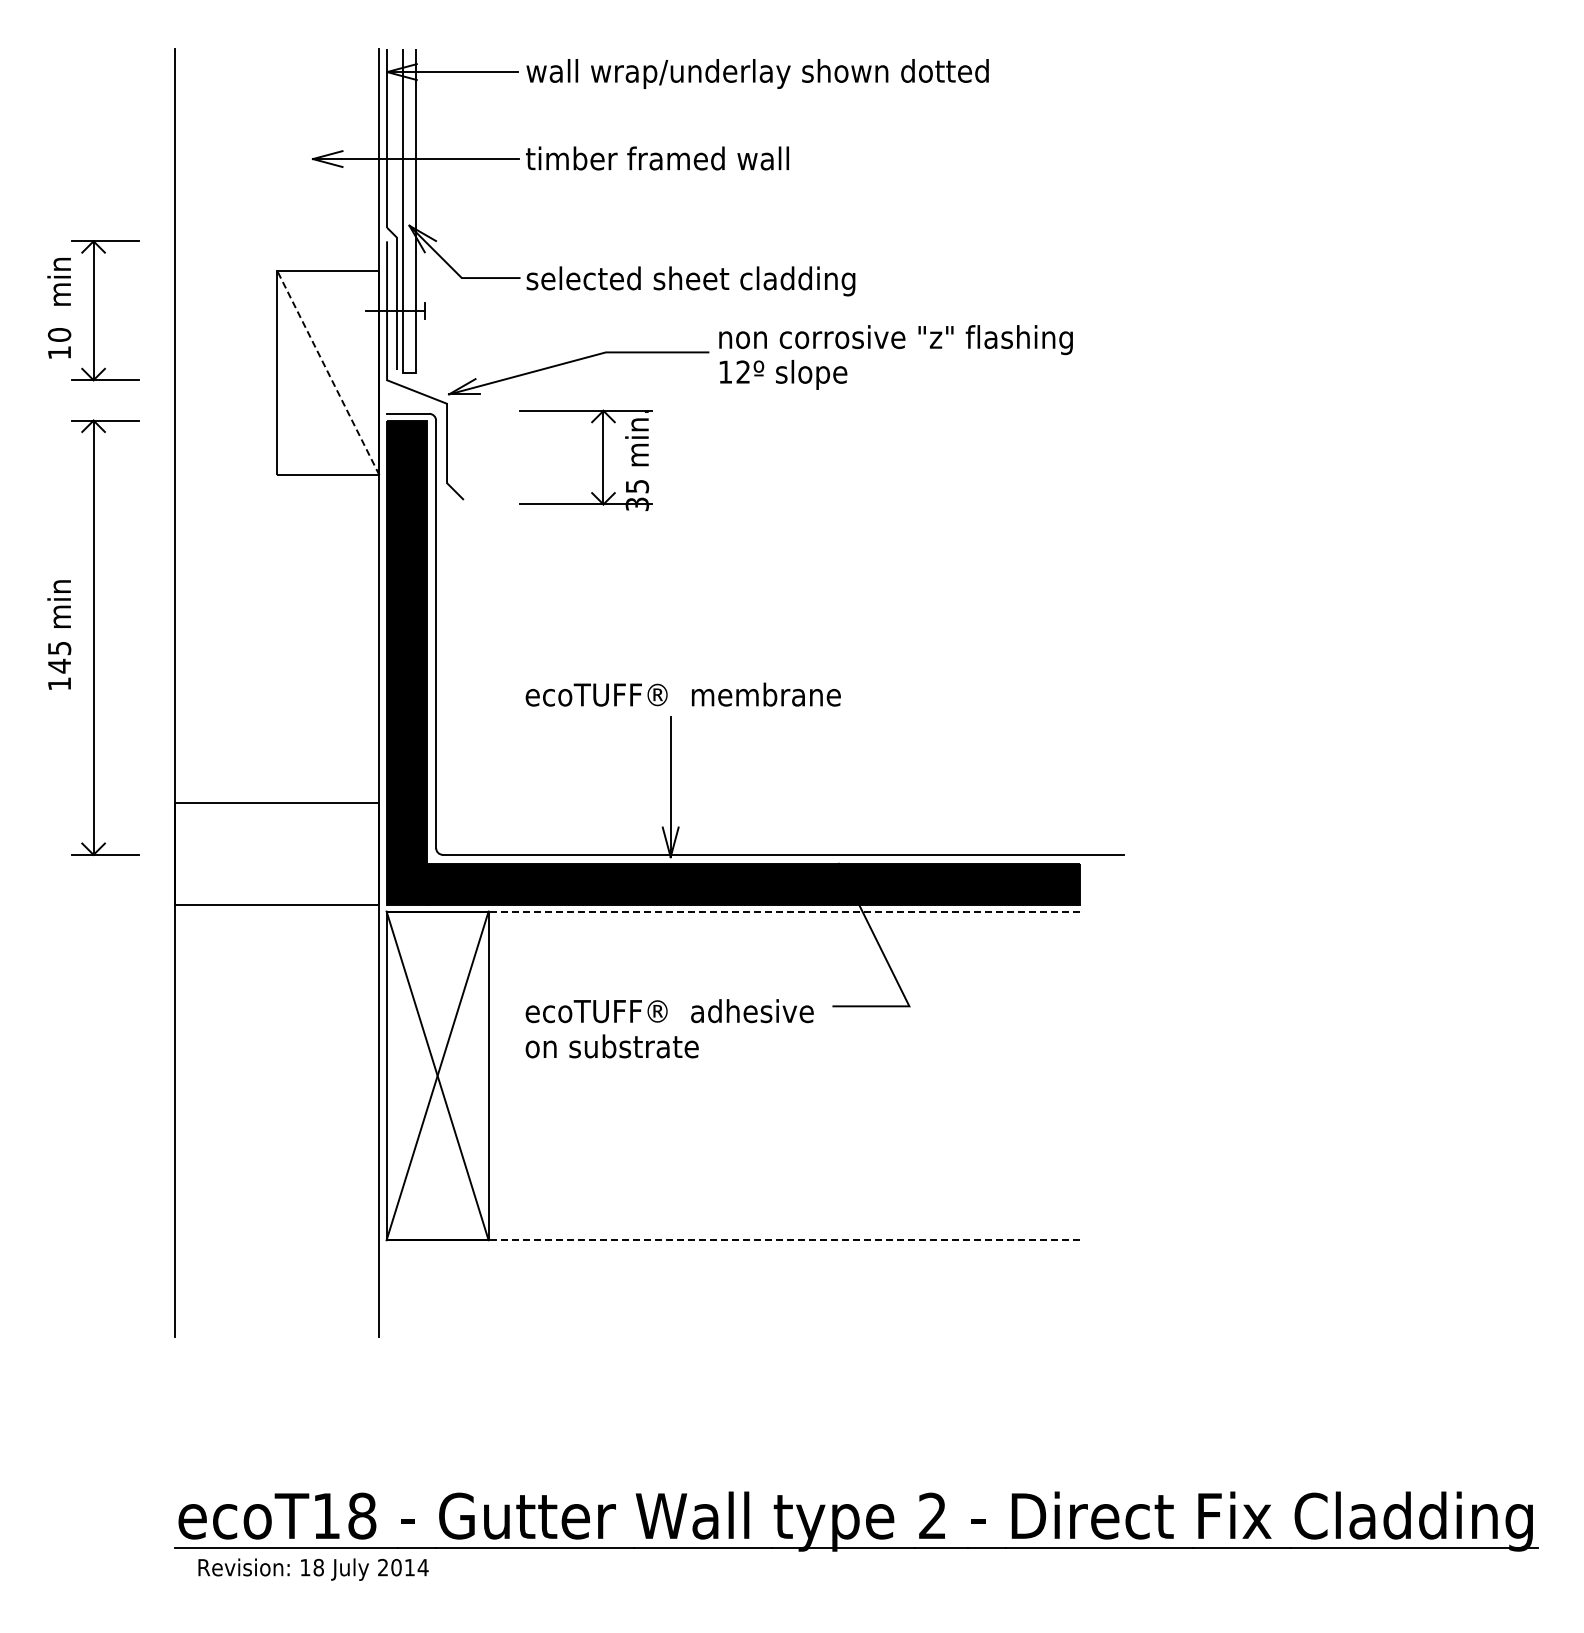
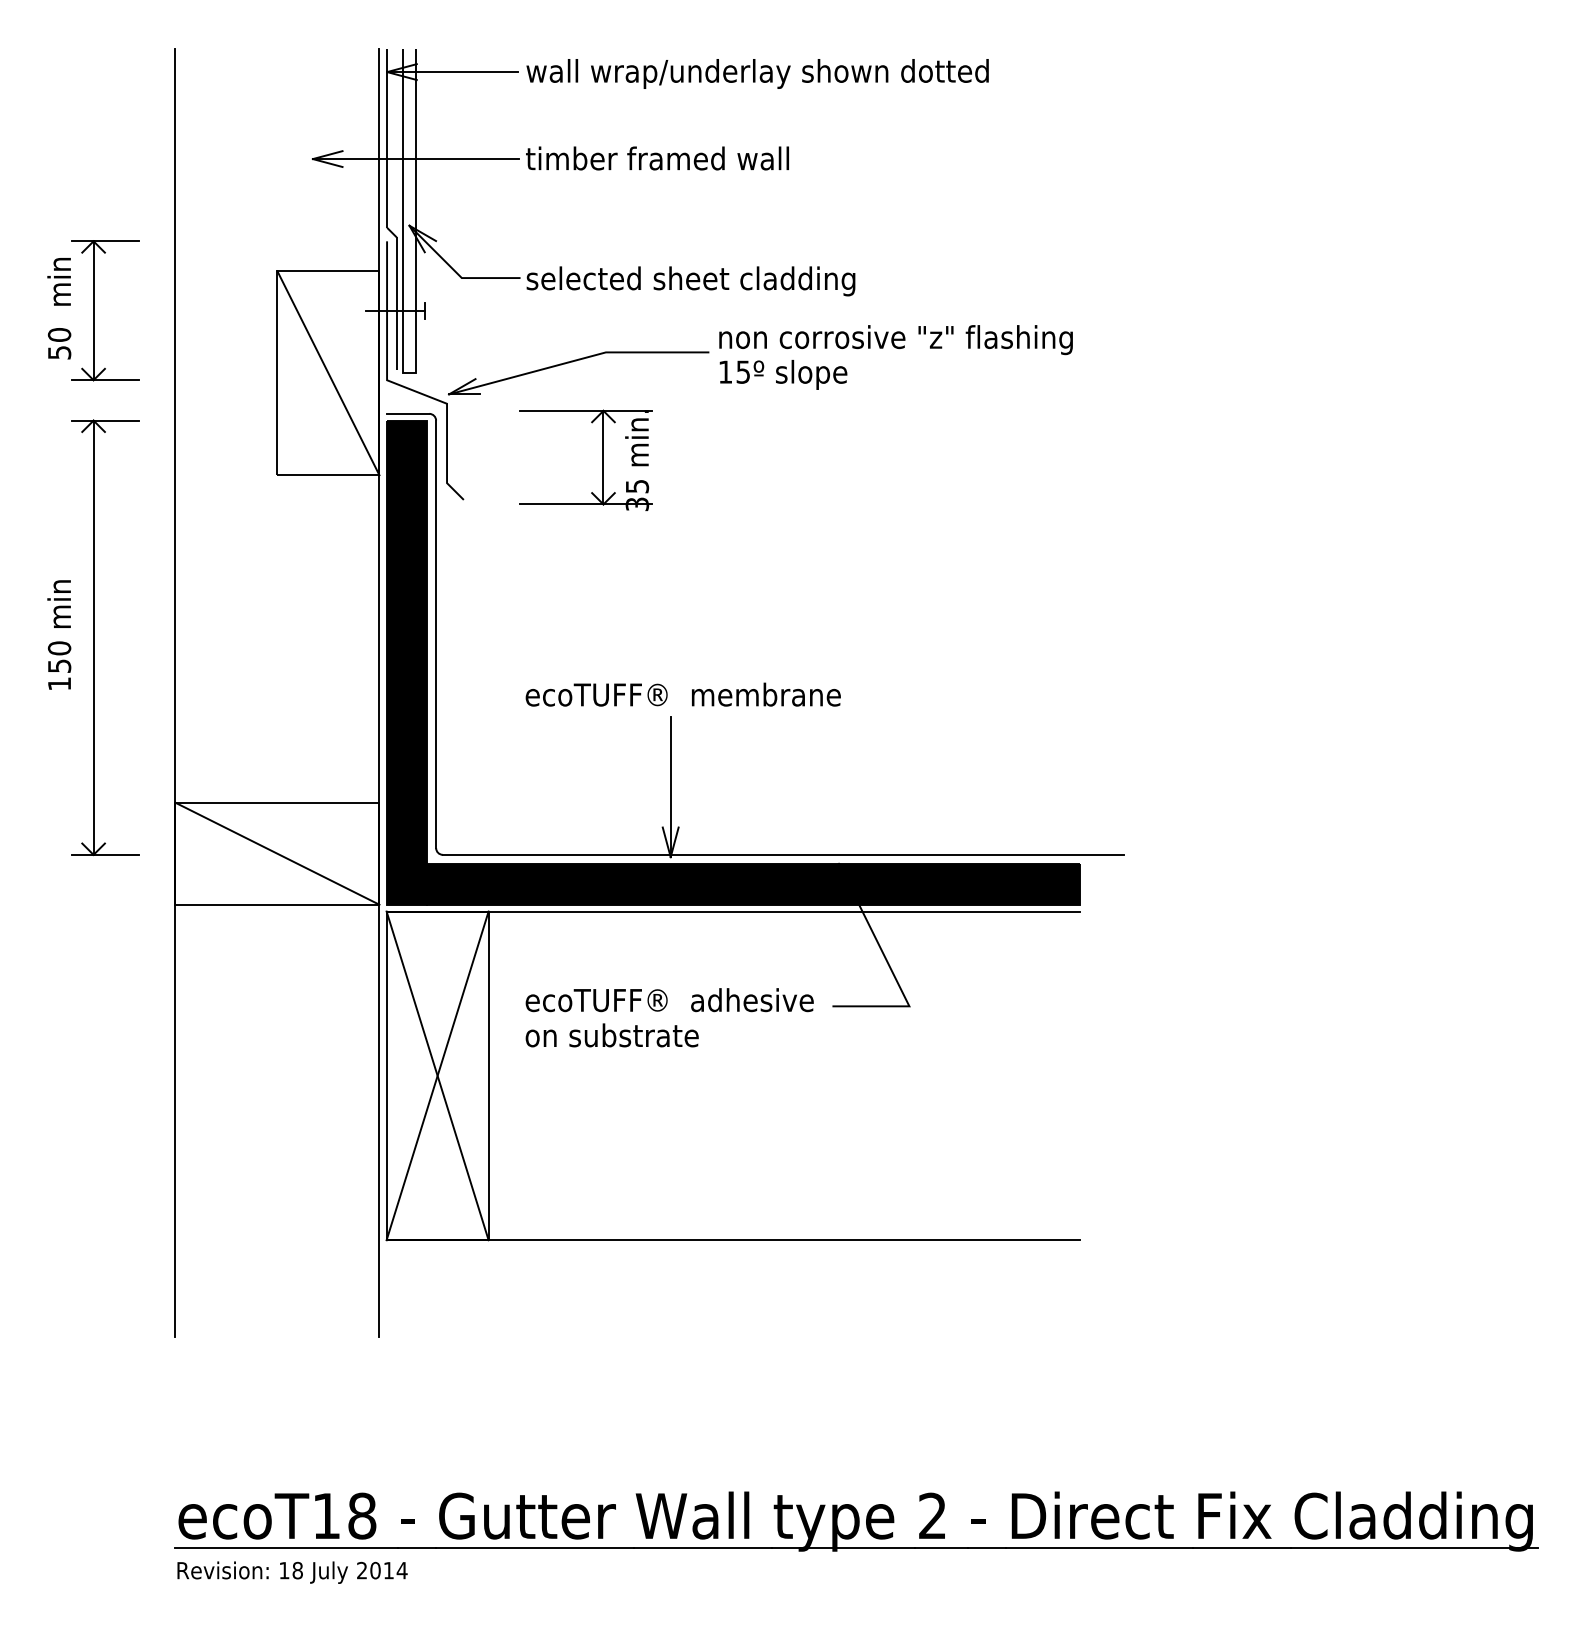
text: 10 -> 50 (59, 352)
text: 12º -> 15º (742, 371)
line: dashed -> solid (328, 372)
text: 145 -> 150 (59, 657)
line: none -> present (277, 853)
line: dashed -> solid (784, 911)
text position: (669, 1028) -> (669, 1017) (669, 1017)
line: dashed -> solid (784, 1240)
text position: (313, 1569) -> (292, 1572) (292, 1572)
